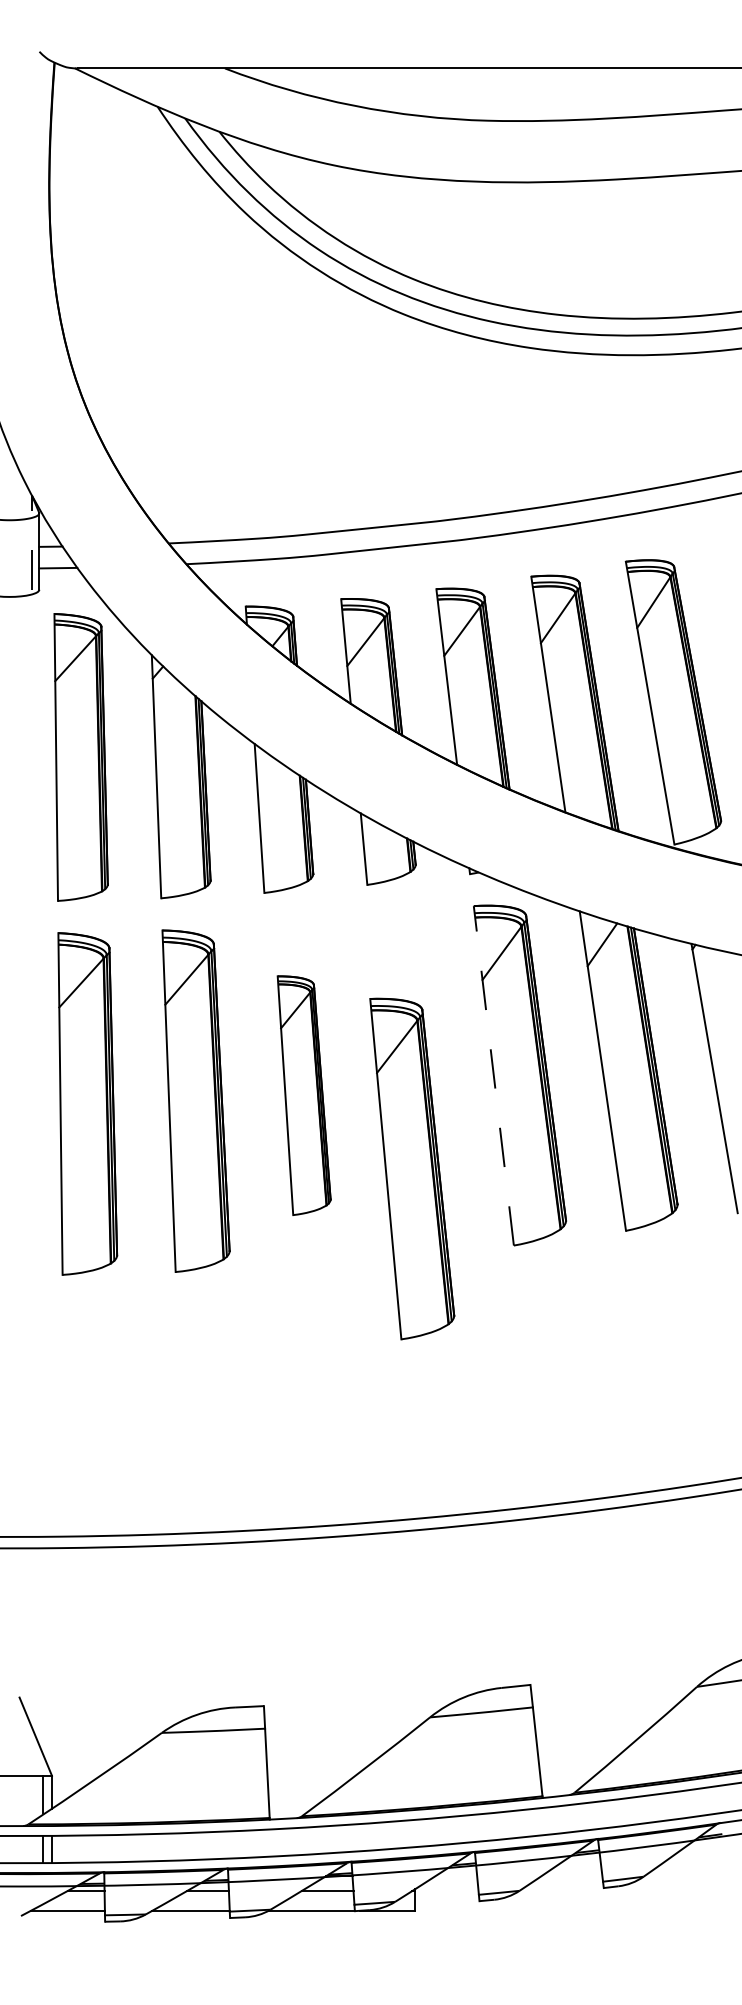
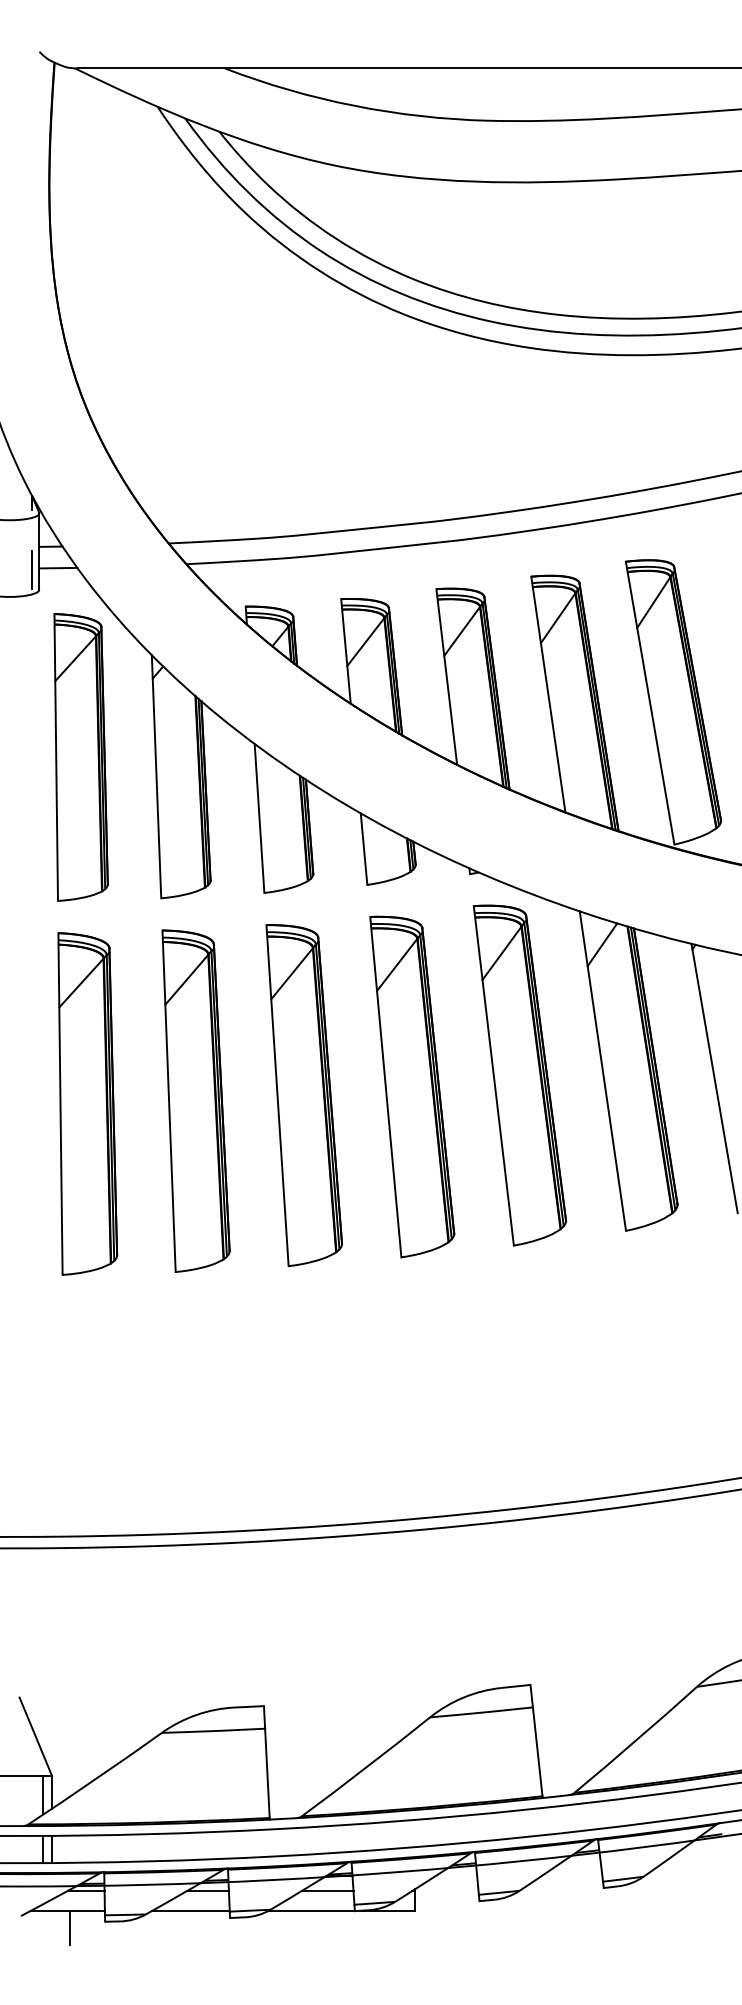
line: dashed -> solid (493, 1075)
part size: 56x241 px -> 78x344 px (303, 1095)
part position: (412, 1168) -> (412, 1086) (412, 1086)
line: none -> present (69, 1927)
